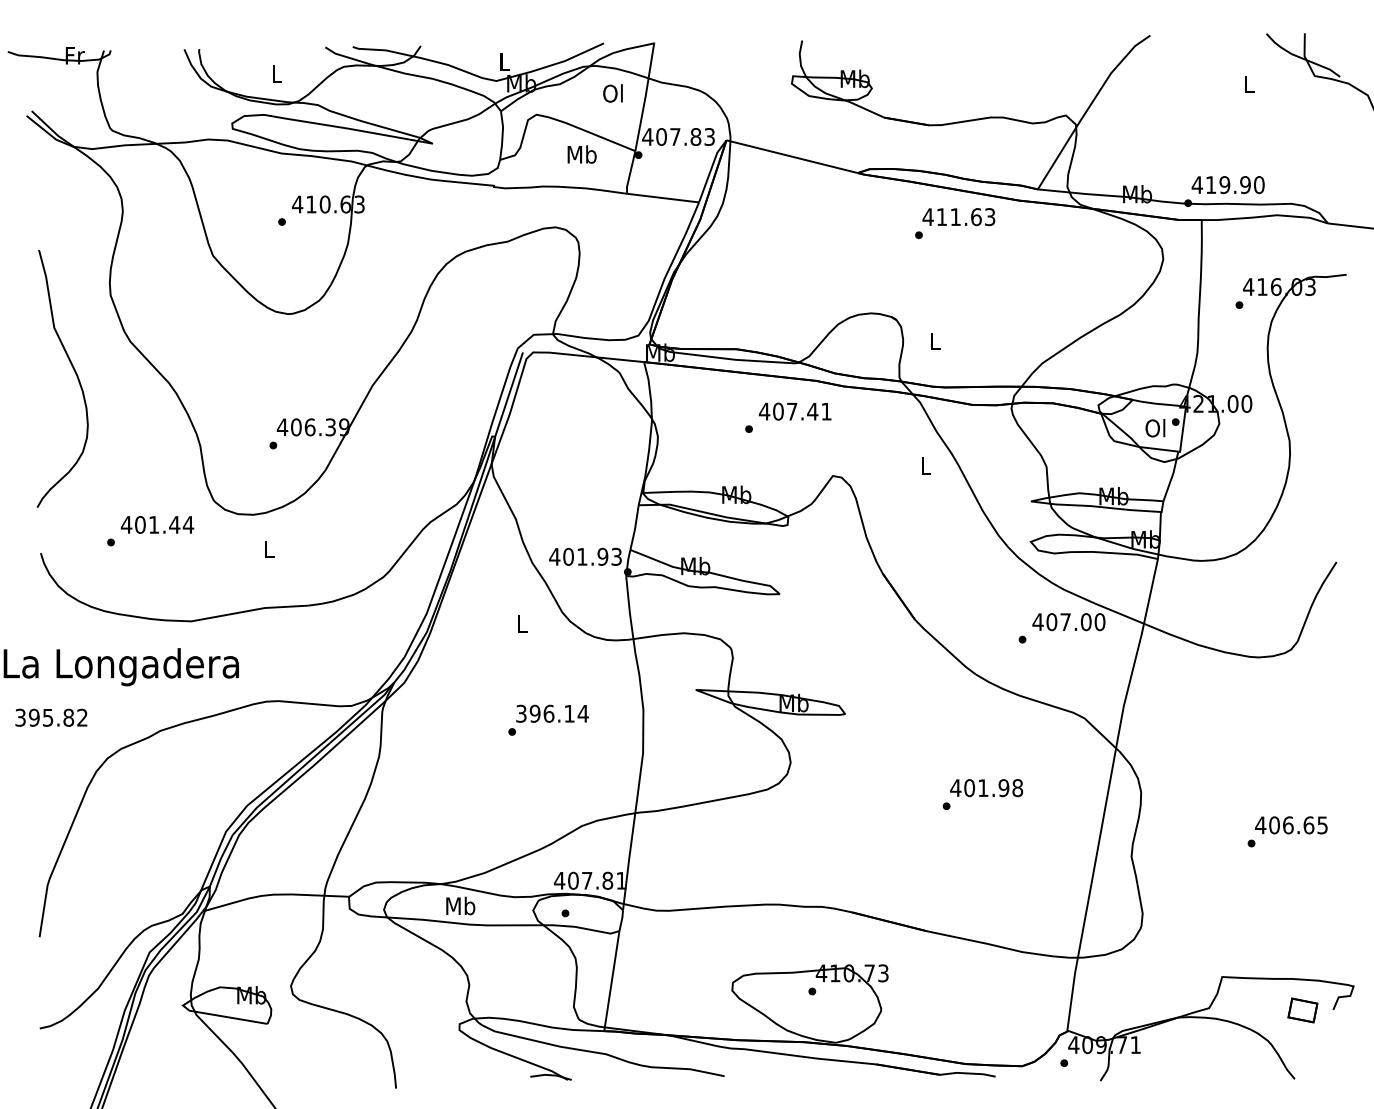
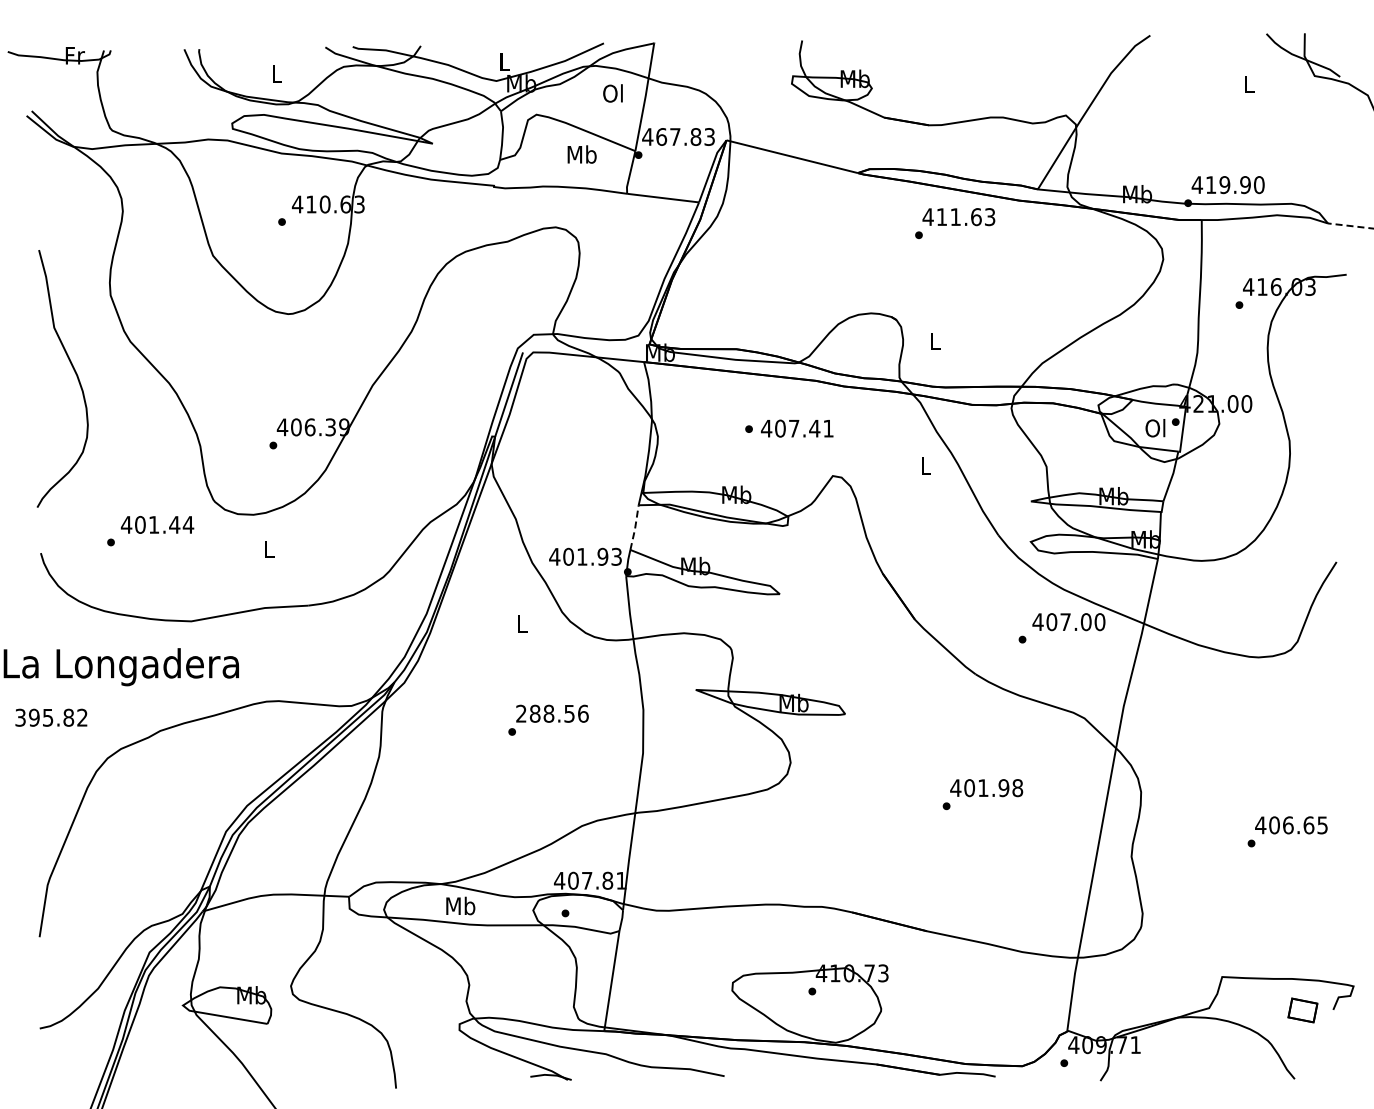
text: 407.83 -> 467.83 (661, 136)
line: solid -> dashed (1350, 226)
text position: (795, 411) -> (797, 428) (797, 428)
line: solid -> dashed (635, 527)
text: 396.14 -> 288.56 (552, 713)
